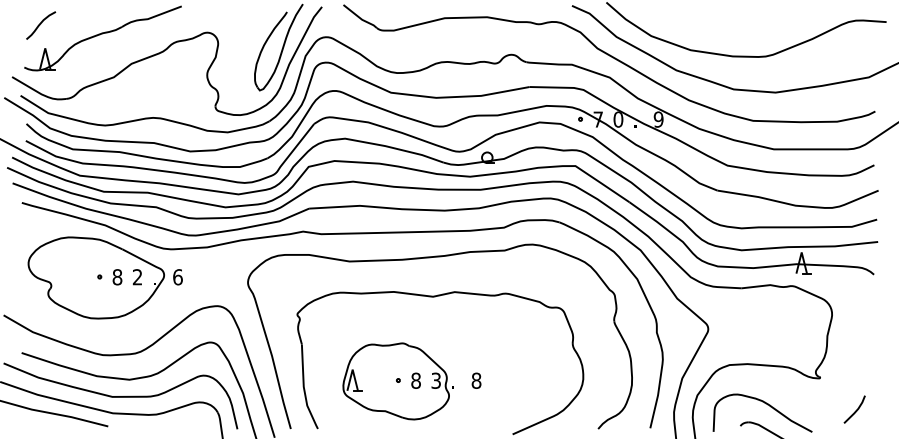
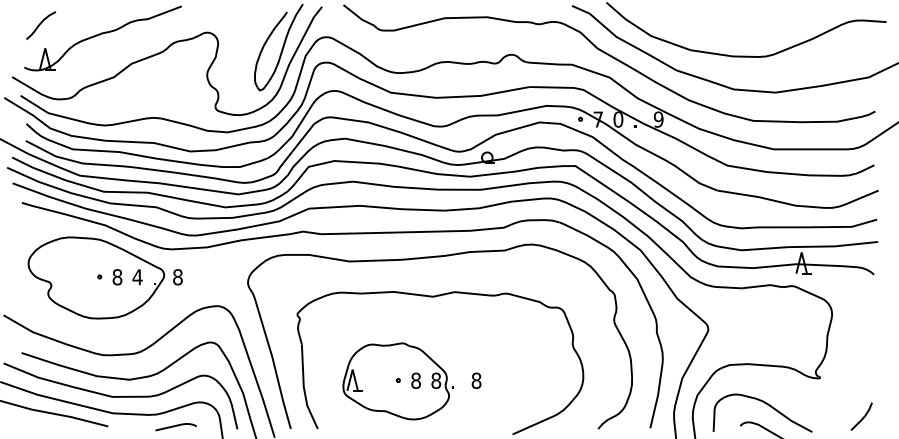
text: 2 -> 4 (137, 277)
text: 6 -> 8 (177, 277)
text: 3 -> 8 (436, 380)
line position: (855, 410) -> (862, 417) (862, 417)
curve: none -> present (175, 426)
